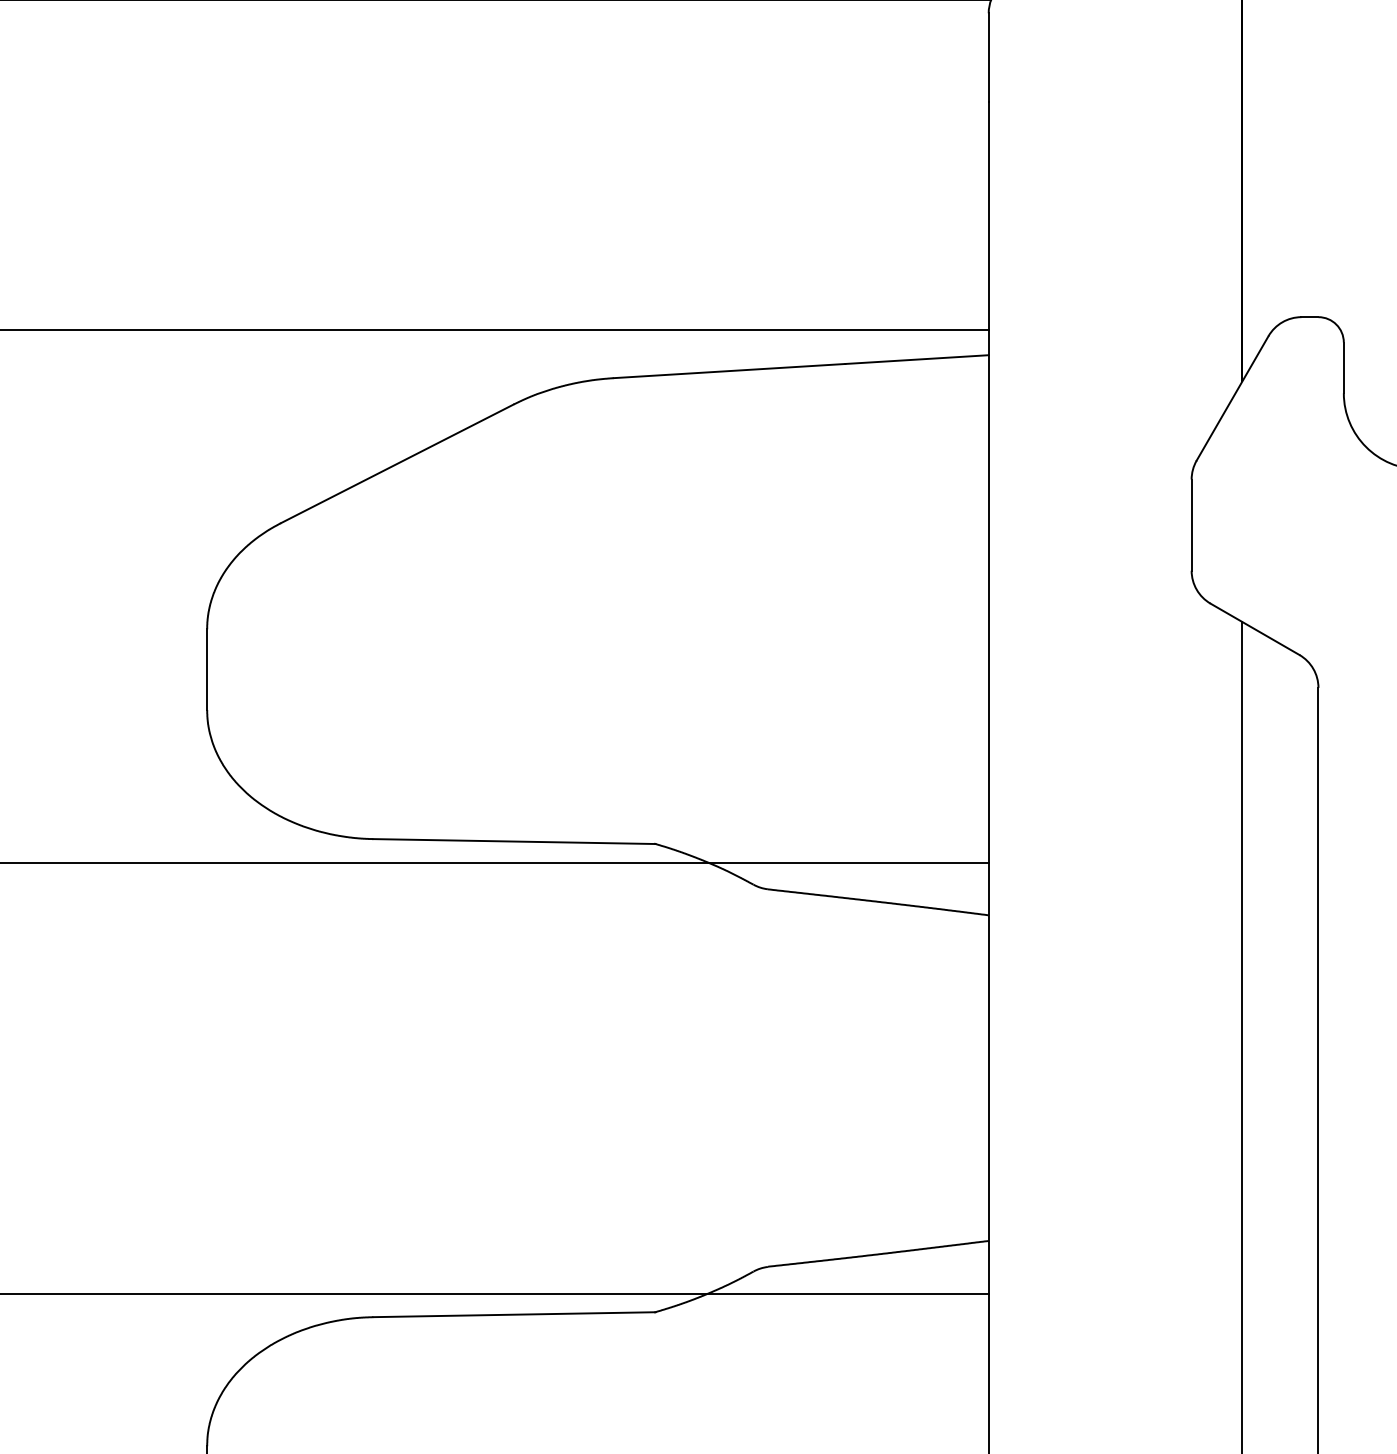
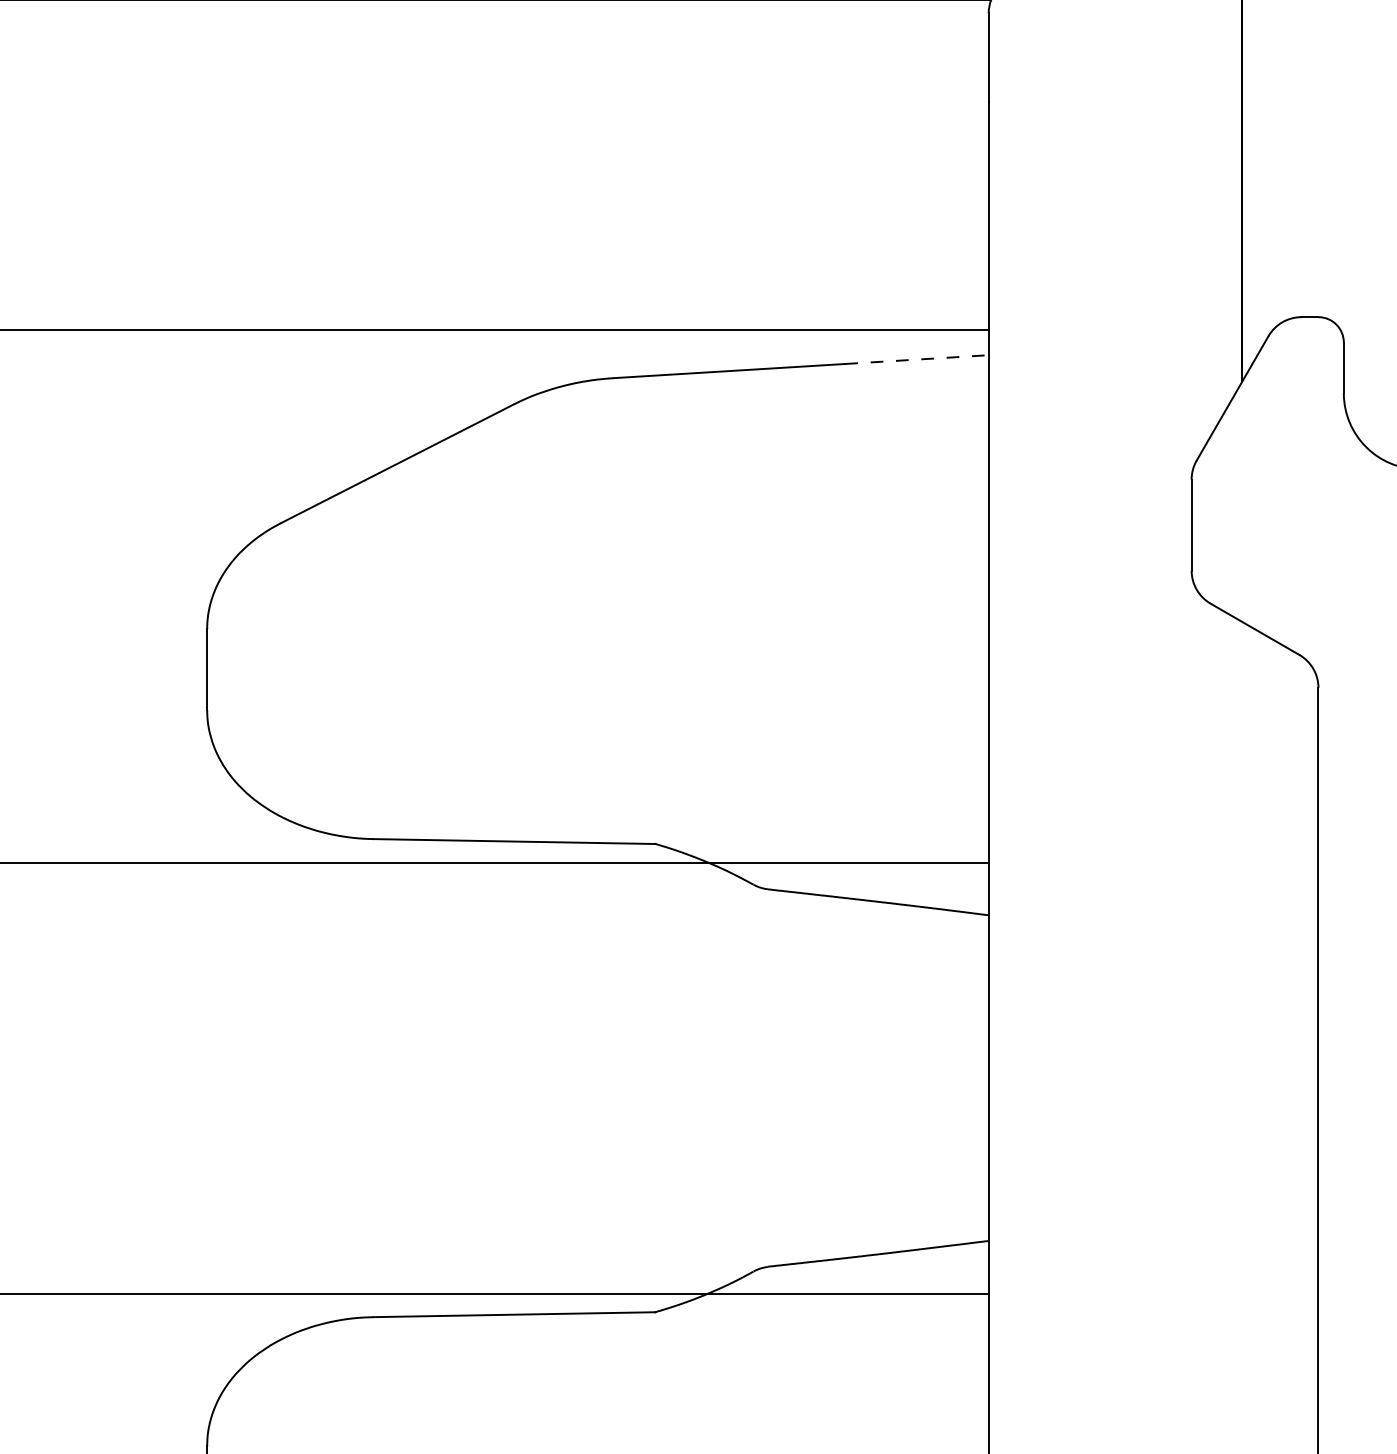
line: solid -> dashed (917, 359)
line: present -> none (1242, 1036)
